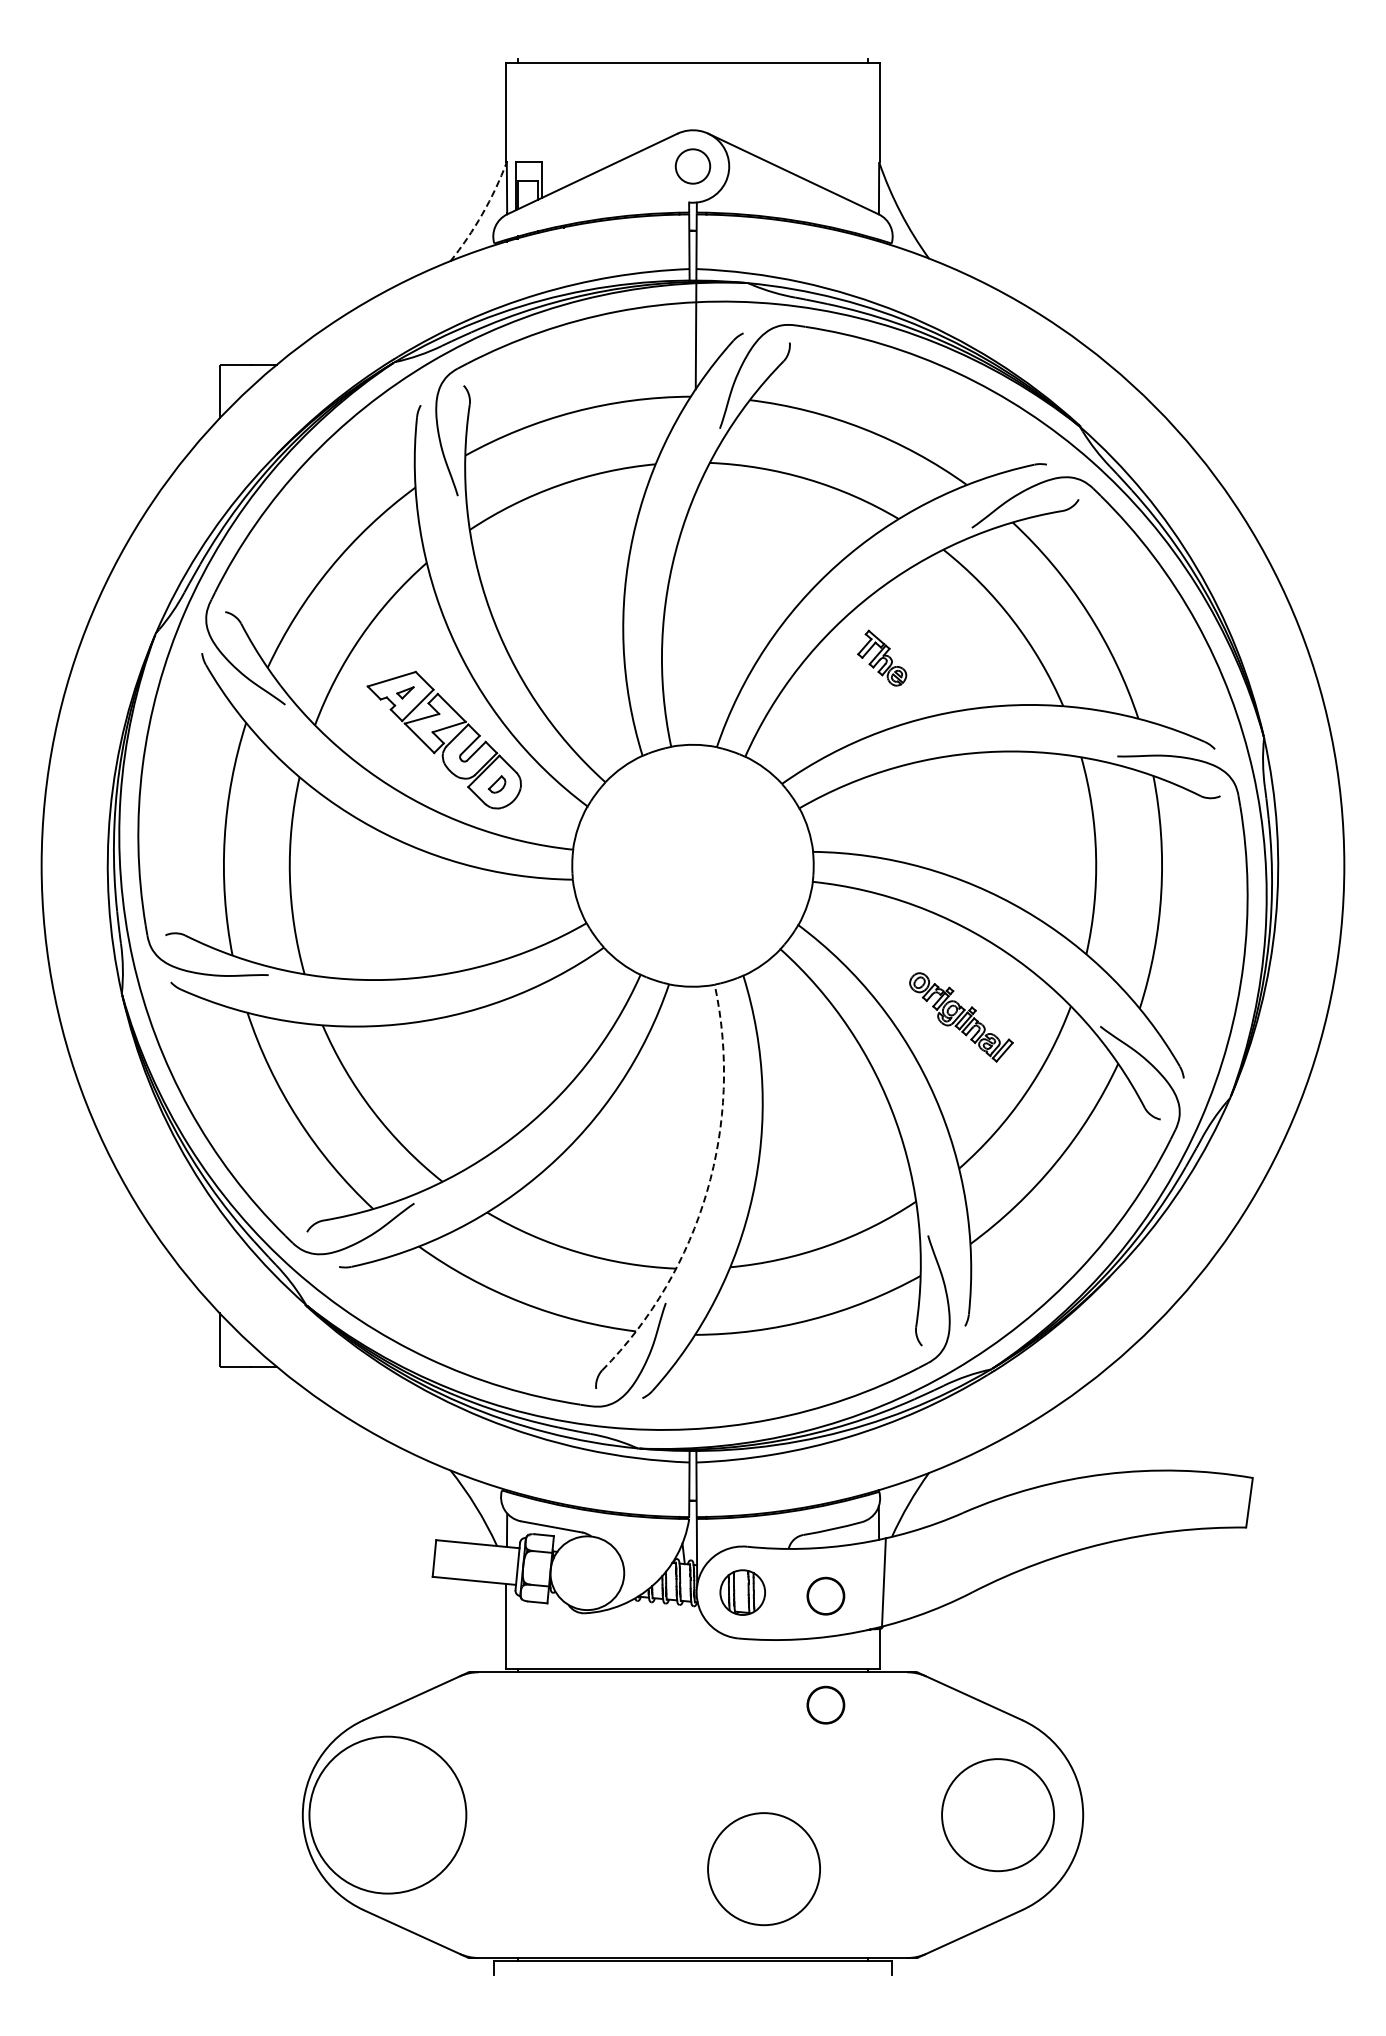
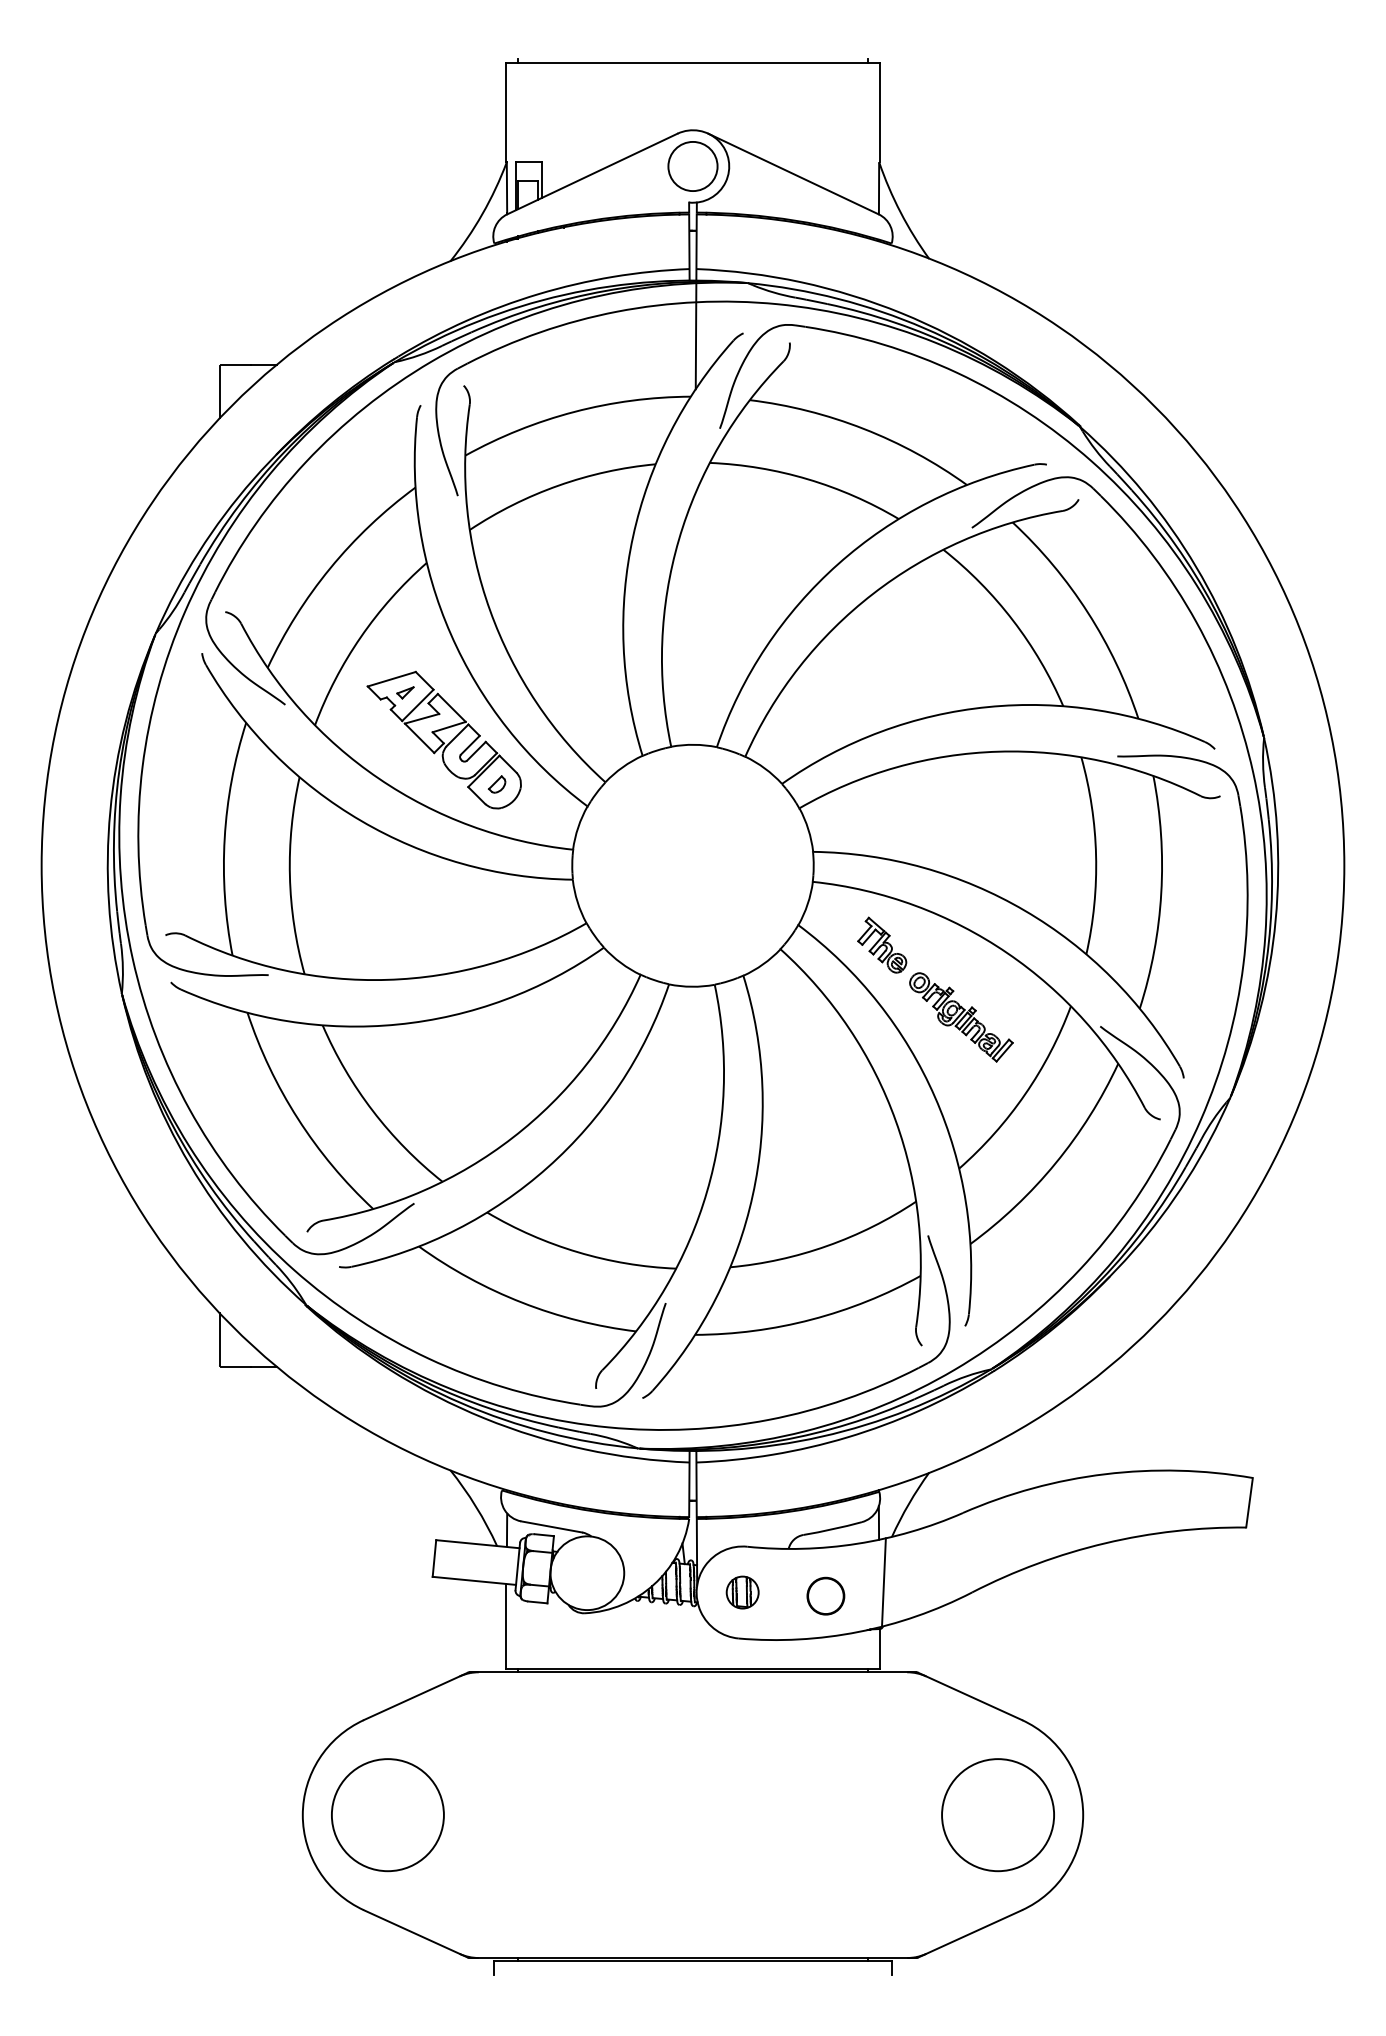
circle diameter: 34 px -> 49 px (692, 166)
arc: dashed -> solid (482, 214)
part position: (882, 657) -> (882, 944) (882, 944)
arc: dashed -> solid (707, 1191)
part size: 47x47 px -> 35x35 px (742, 1592)
part: present -> none (825, 1704)
circle diameter: 157 px -> 112 px (387, 1815)
circle: present -> none (763, 1869)
